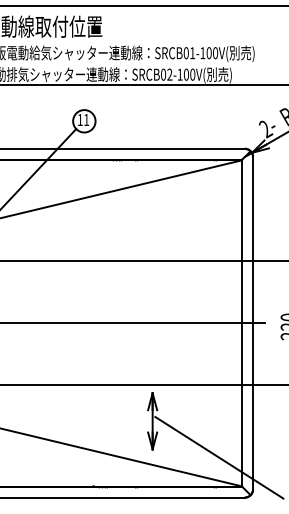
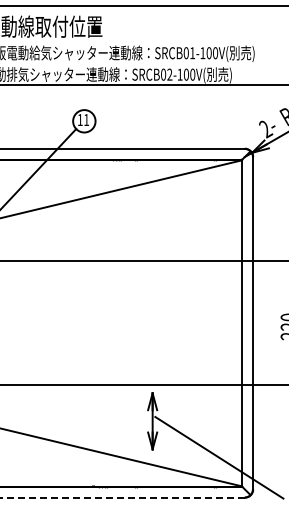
line: present -> none (133, 323)
line: solid -> dashed (122, 497)
